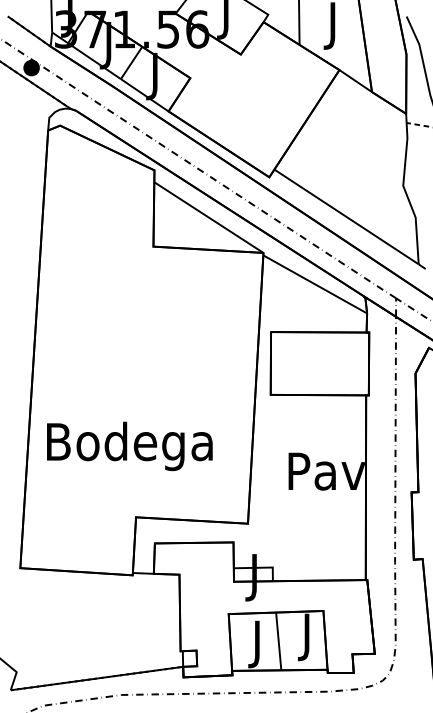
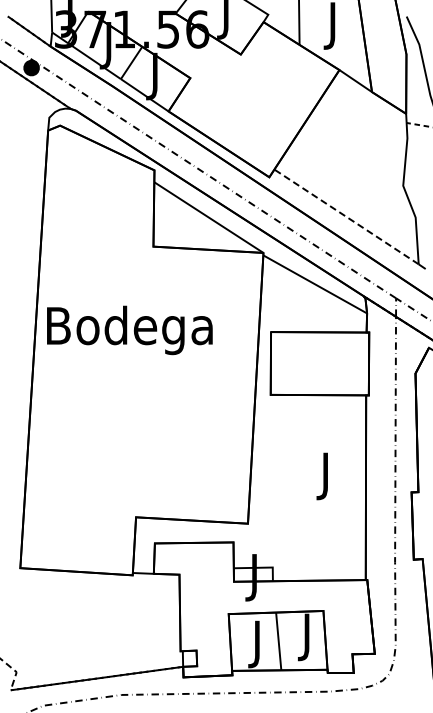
line: solid -> dashed (346, 216)
text position: (129, 446) -> (129, 330) (129, 330)
text: Pav -> J (326, 476)
line: solid -> dashed (16, 672)
